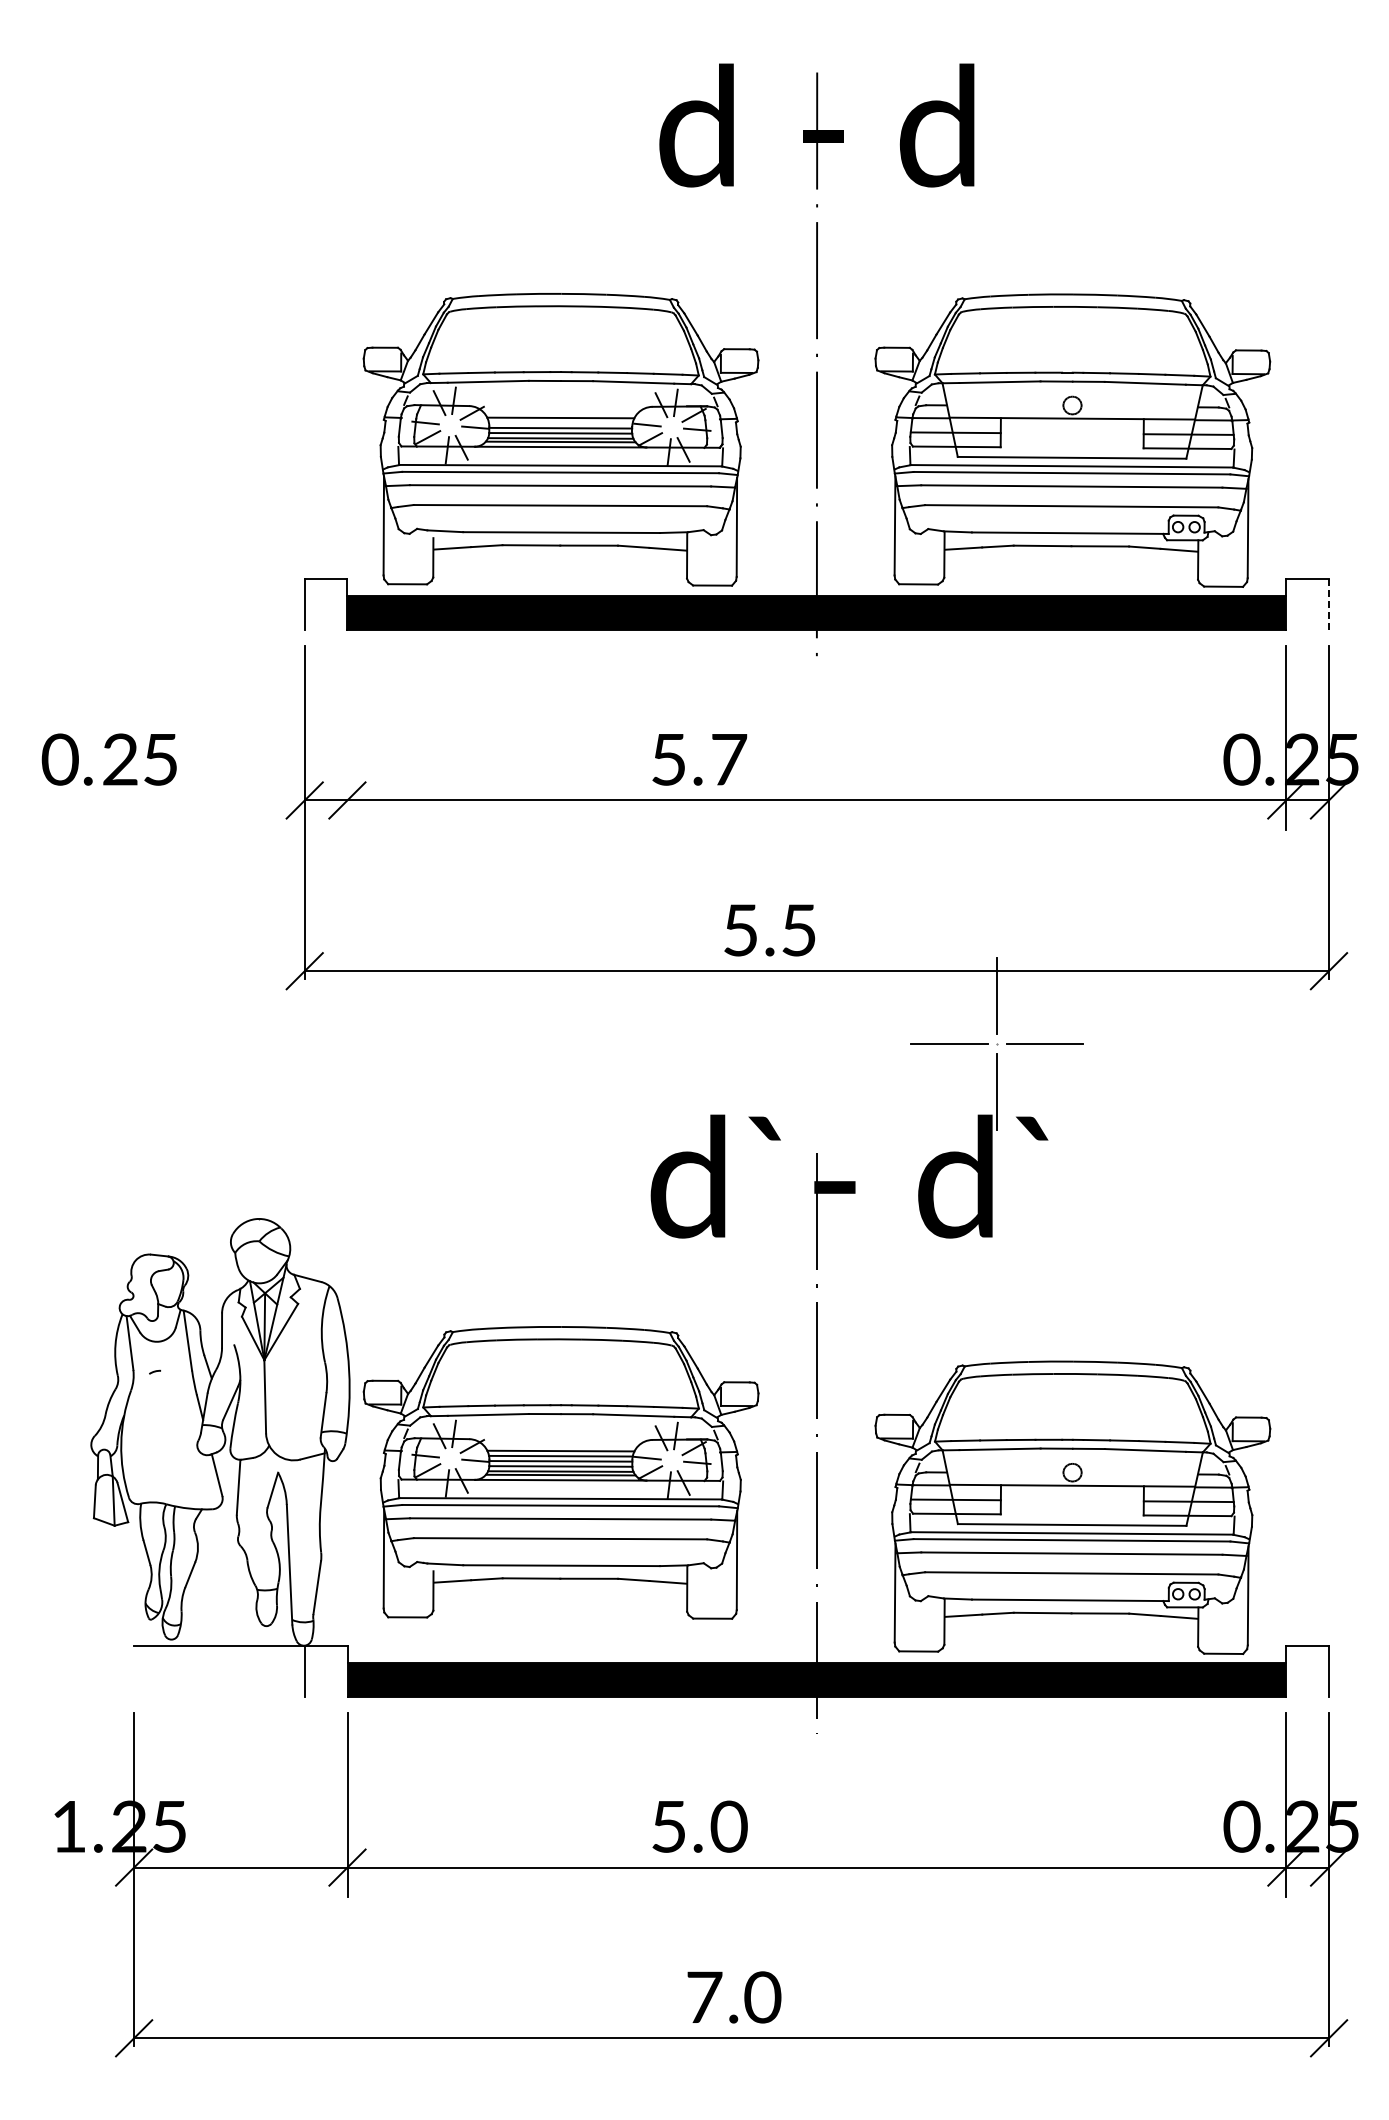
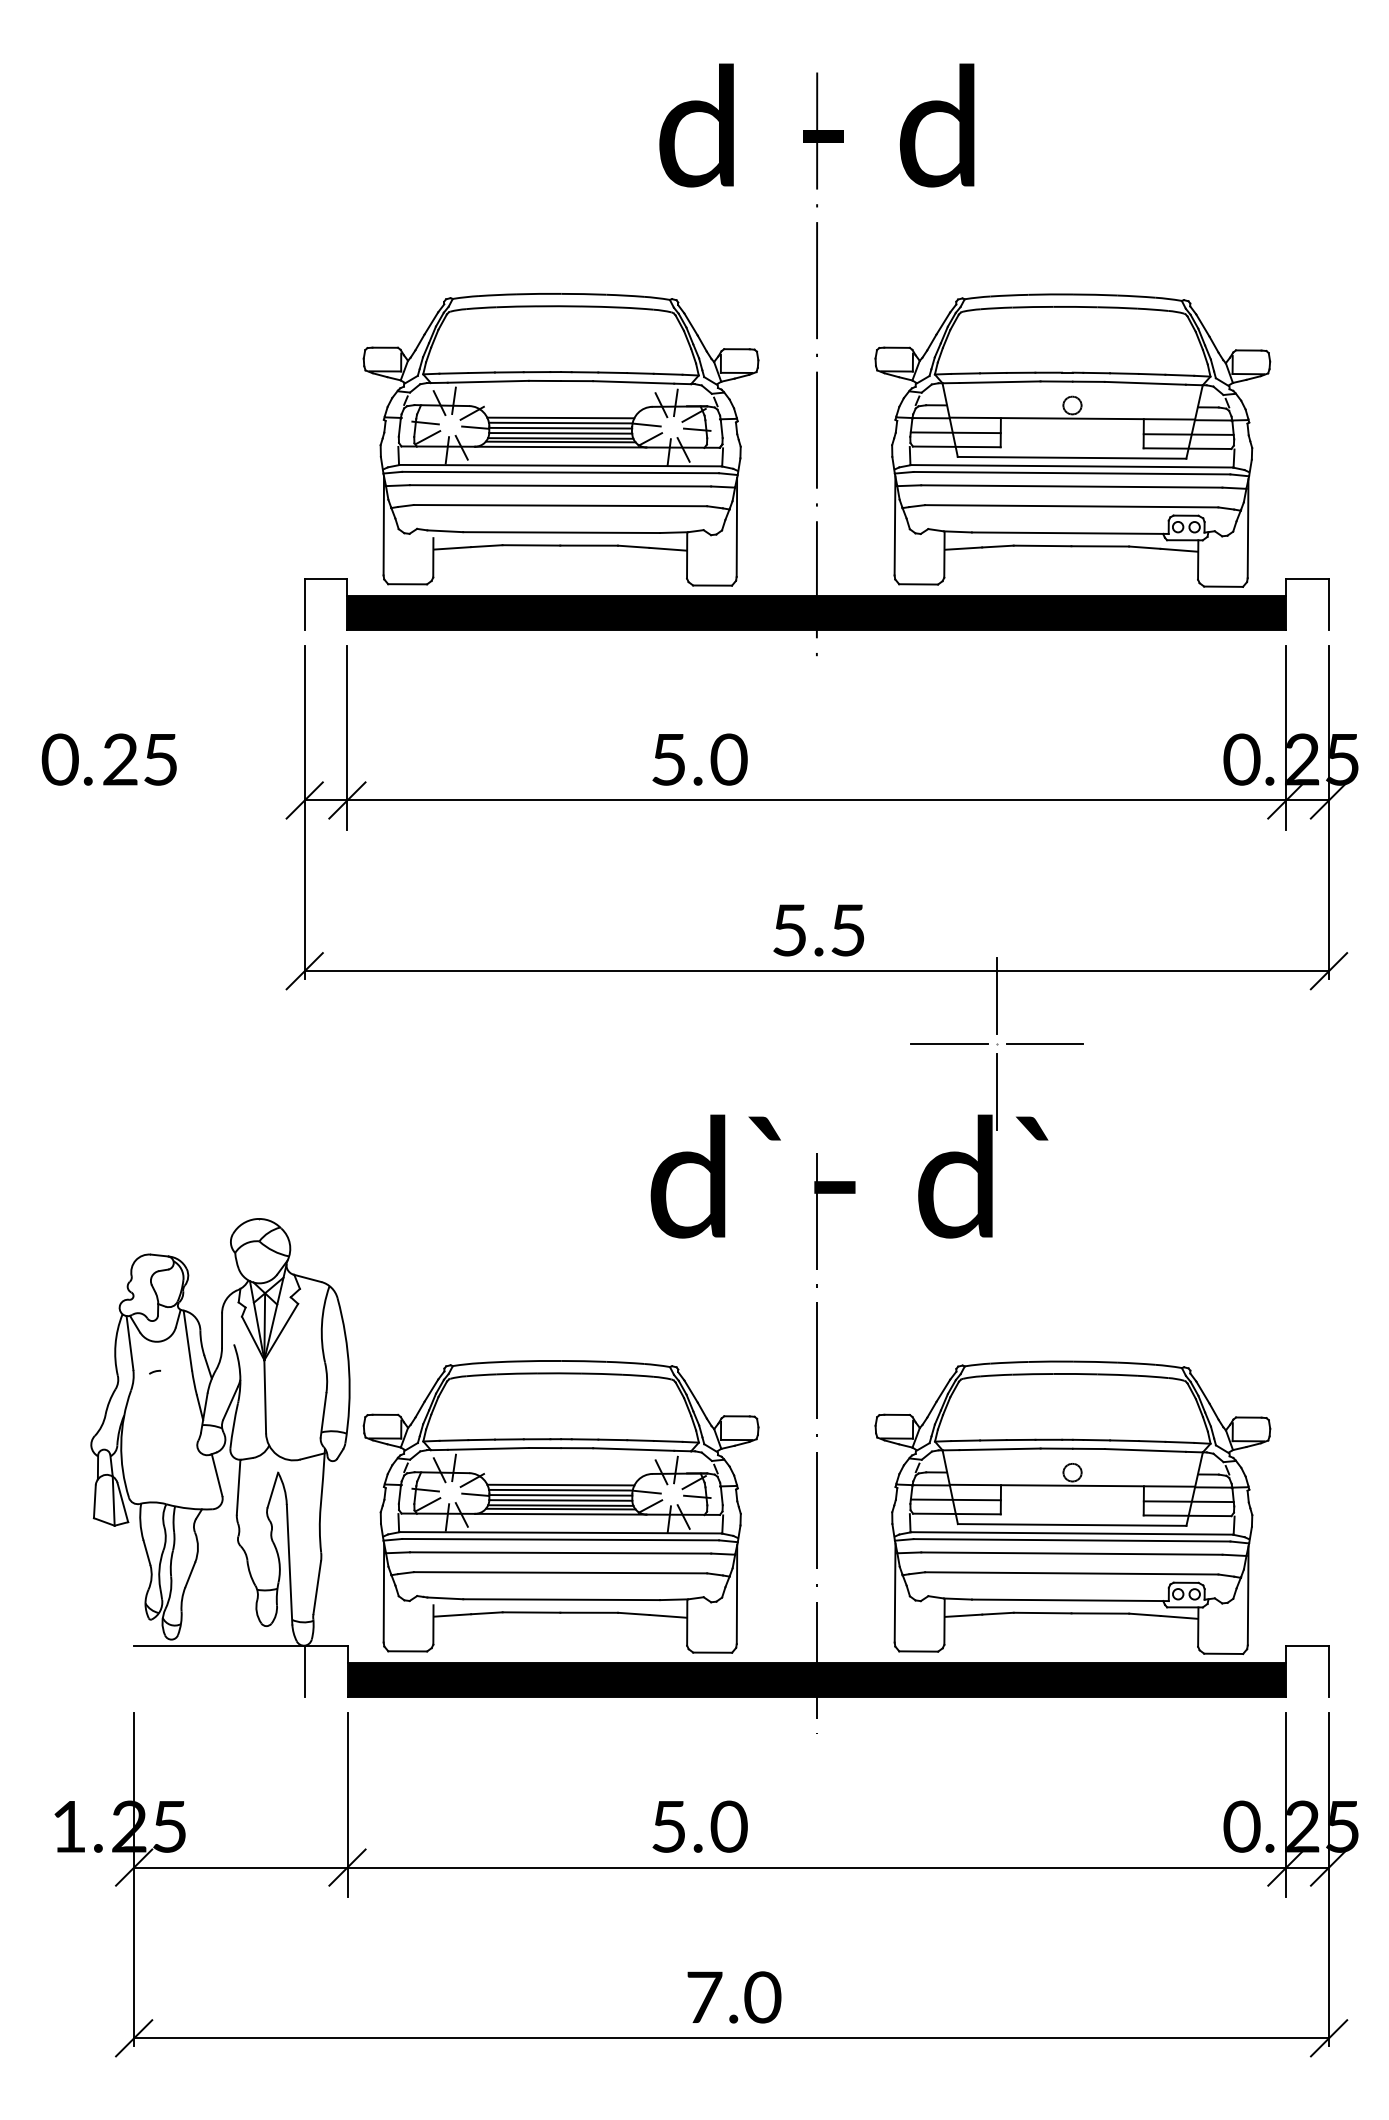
line: none -> present (560, 422)
line: dashed -> solid (1328, 604)
line: none -> present (347, 737)
text: 7 -> 0 (728, 759)
text position: (769, 930) -> (818, 930) (818, 930)
part position: (560, 1472) -> (560, 1506) (560, 1506)
